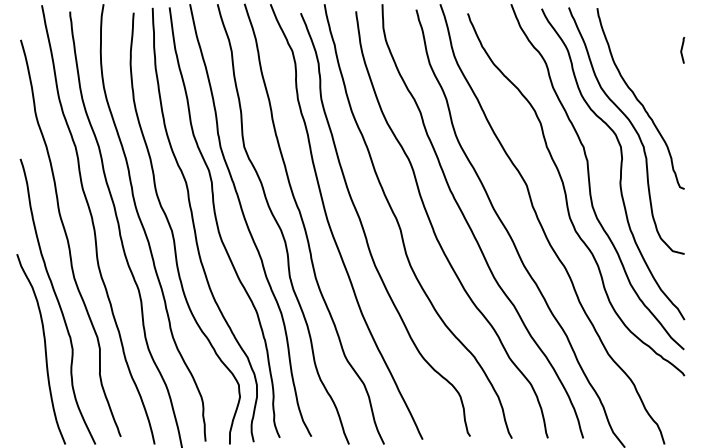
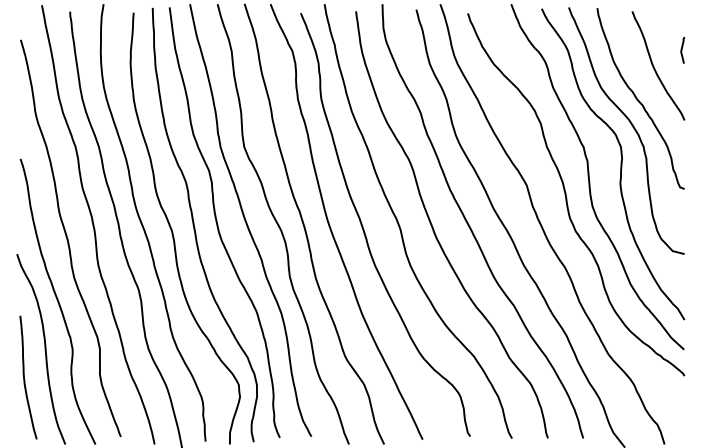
curve: none -> present (654, 66)
curve: none -> present (25, 379)
